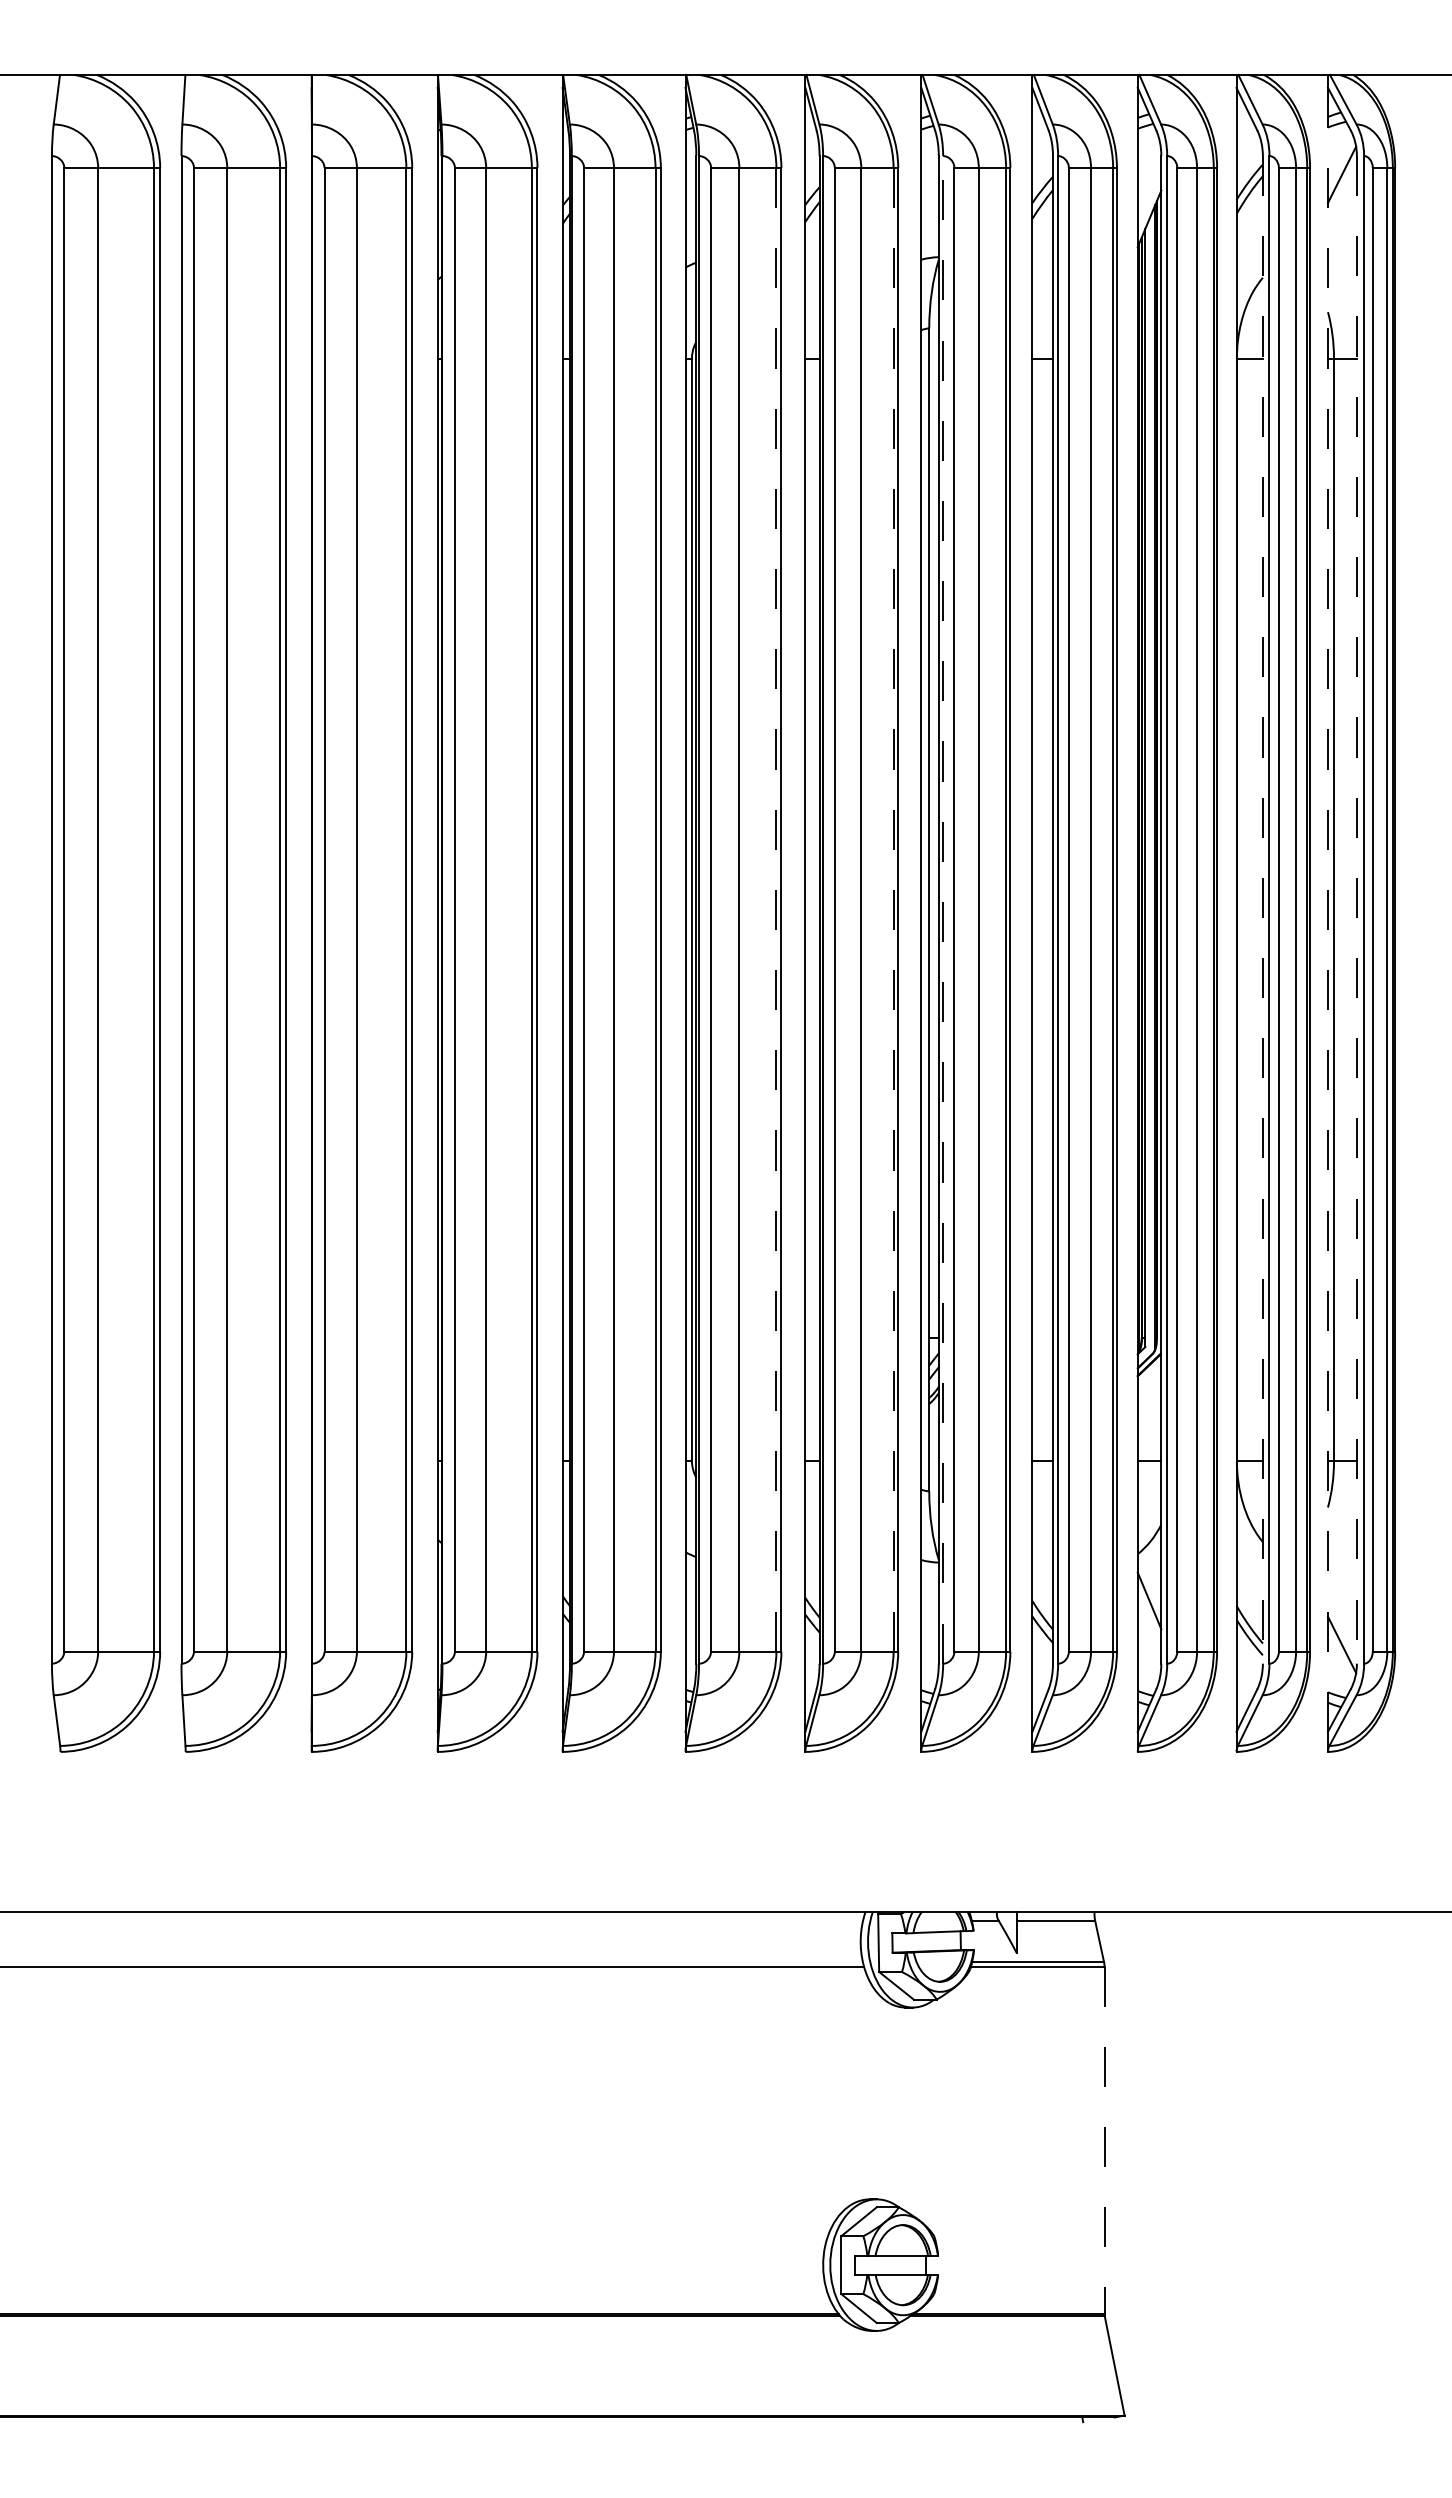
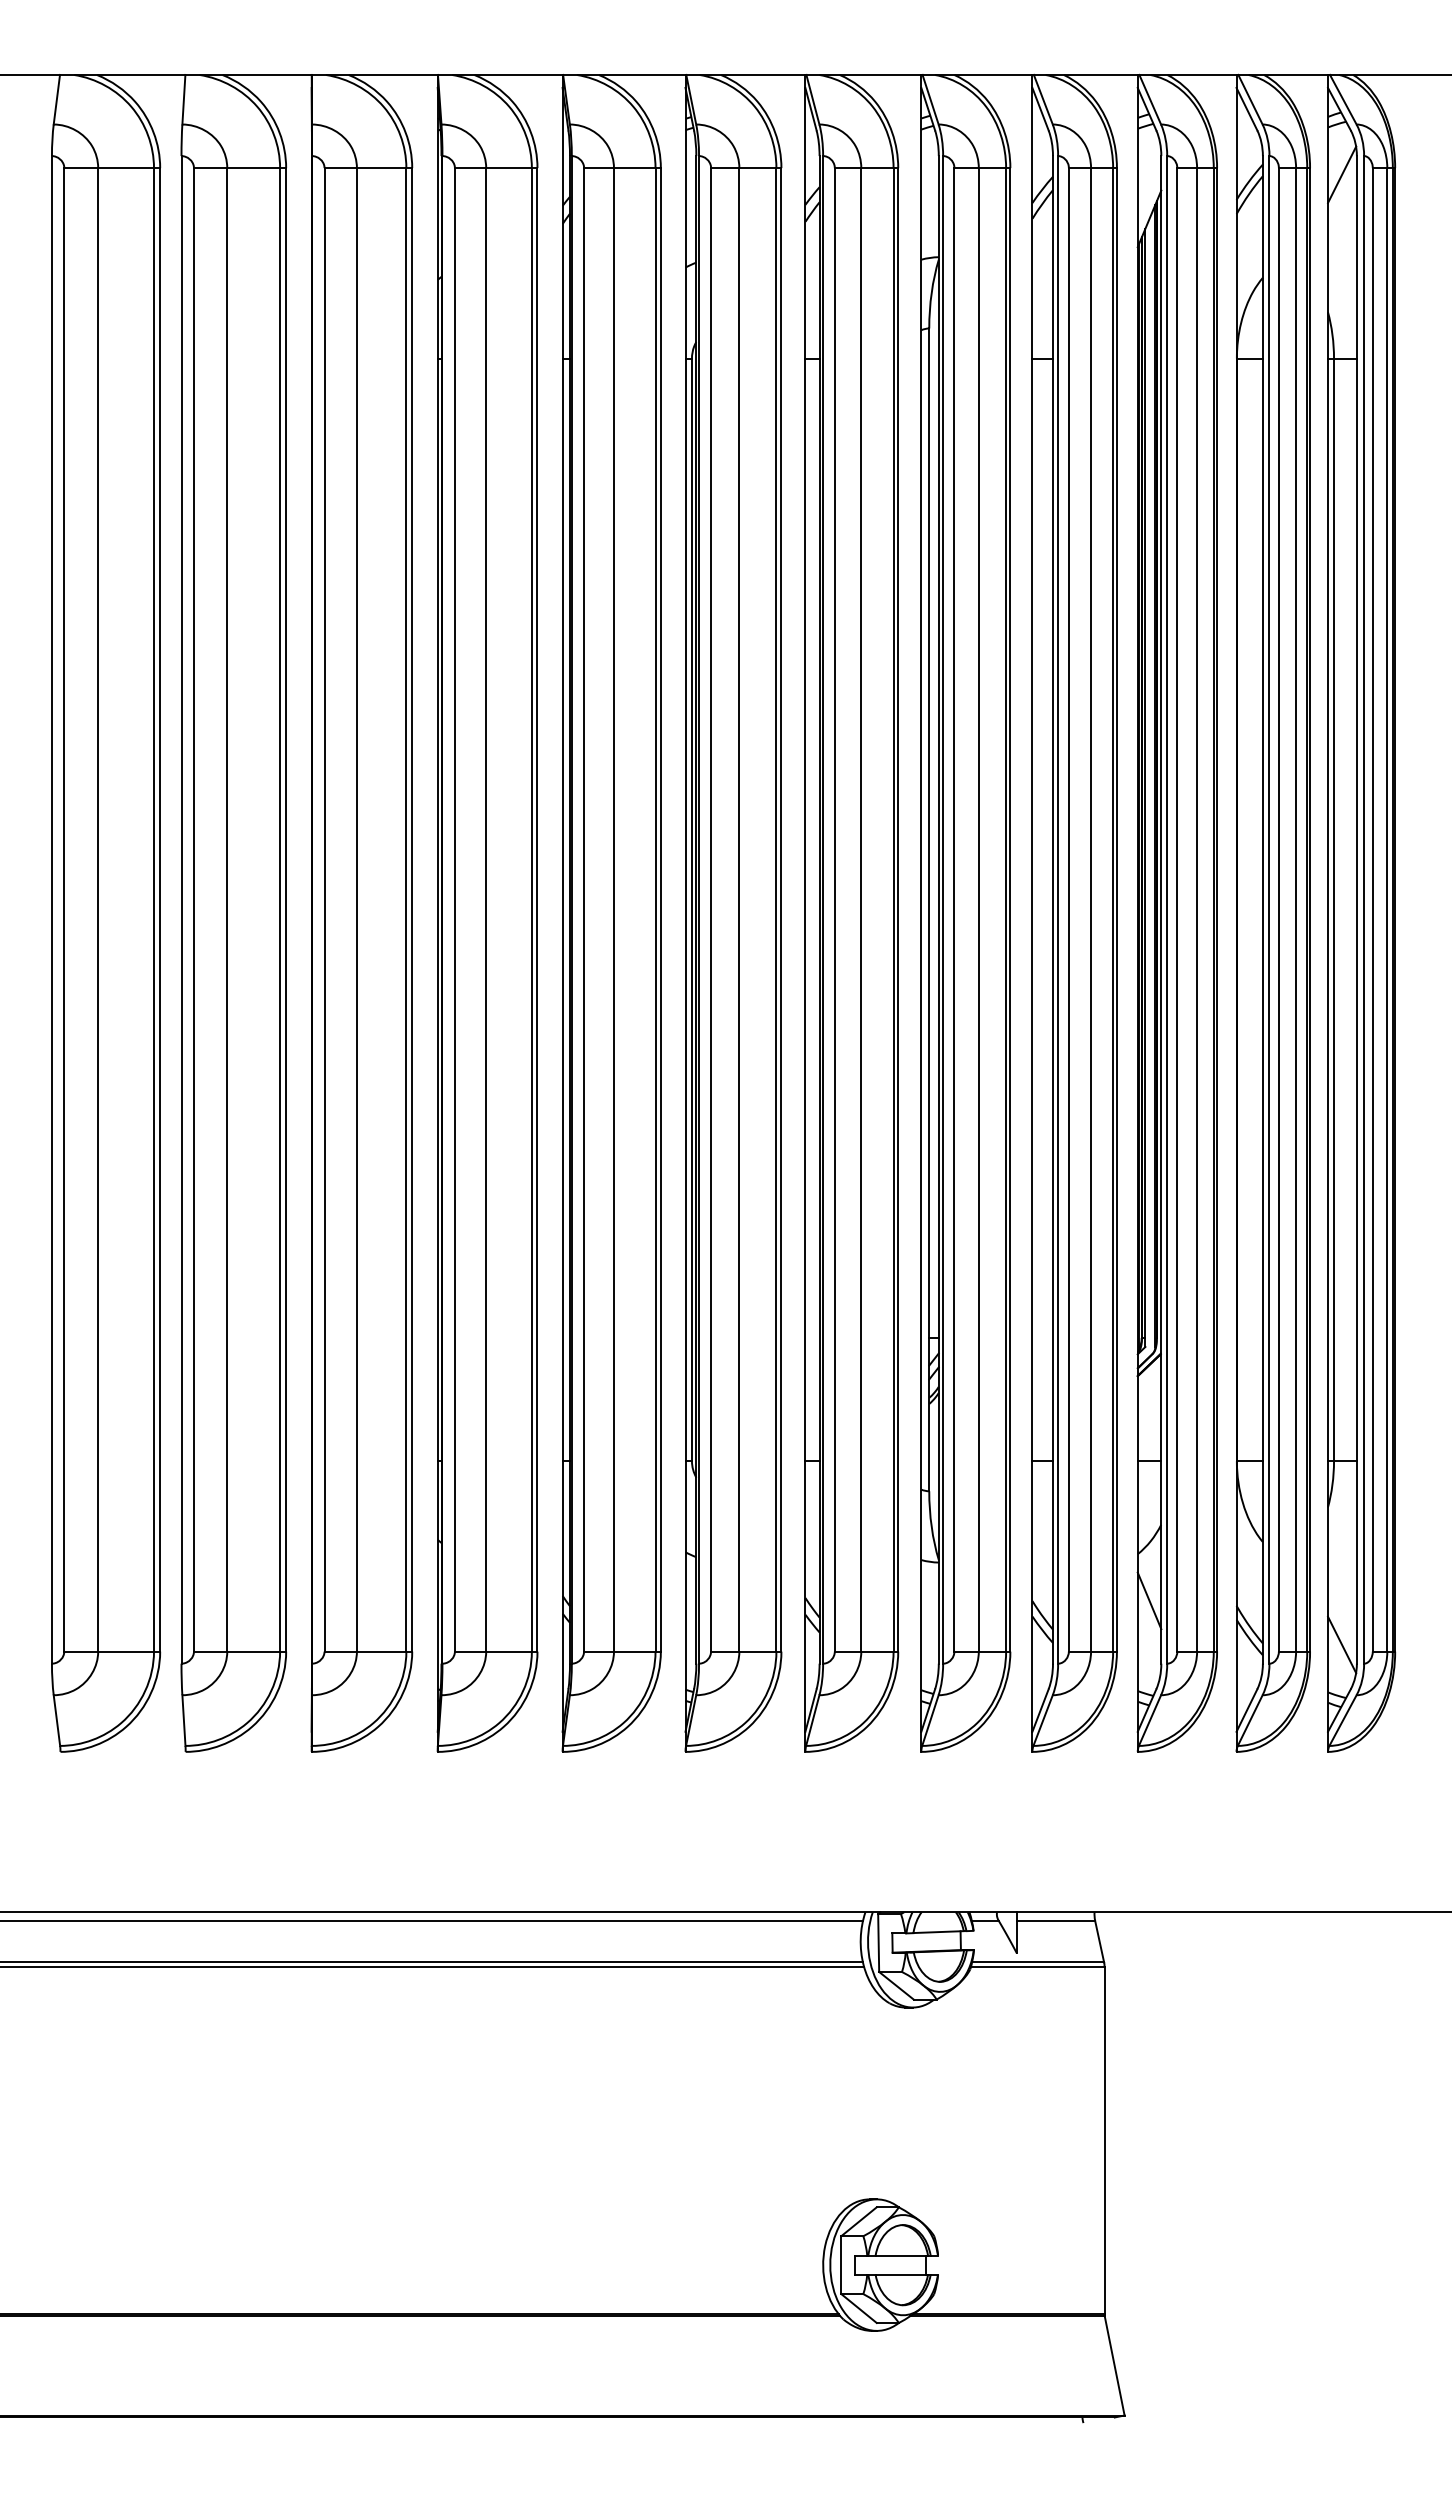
line: dashed -> solid (776, 909)
line: dashed -> solid (893, 909)
line: dashed -> solid (943, 909)
line: dashed -> solid (1262, 909)
line: dashed -> solid (1328, 909)
line: dashed -> solid (1356, 909)
line: none -> present (432, 1920)
line: none -> present (432, 1962)
line: dashed -> solid (1104, 2140)
